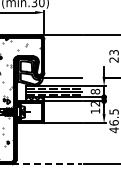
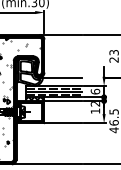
text: 8 -> 6 (94, 91)
line: dashed -> solid (46, 164)
